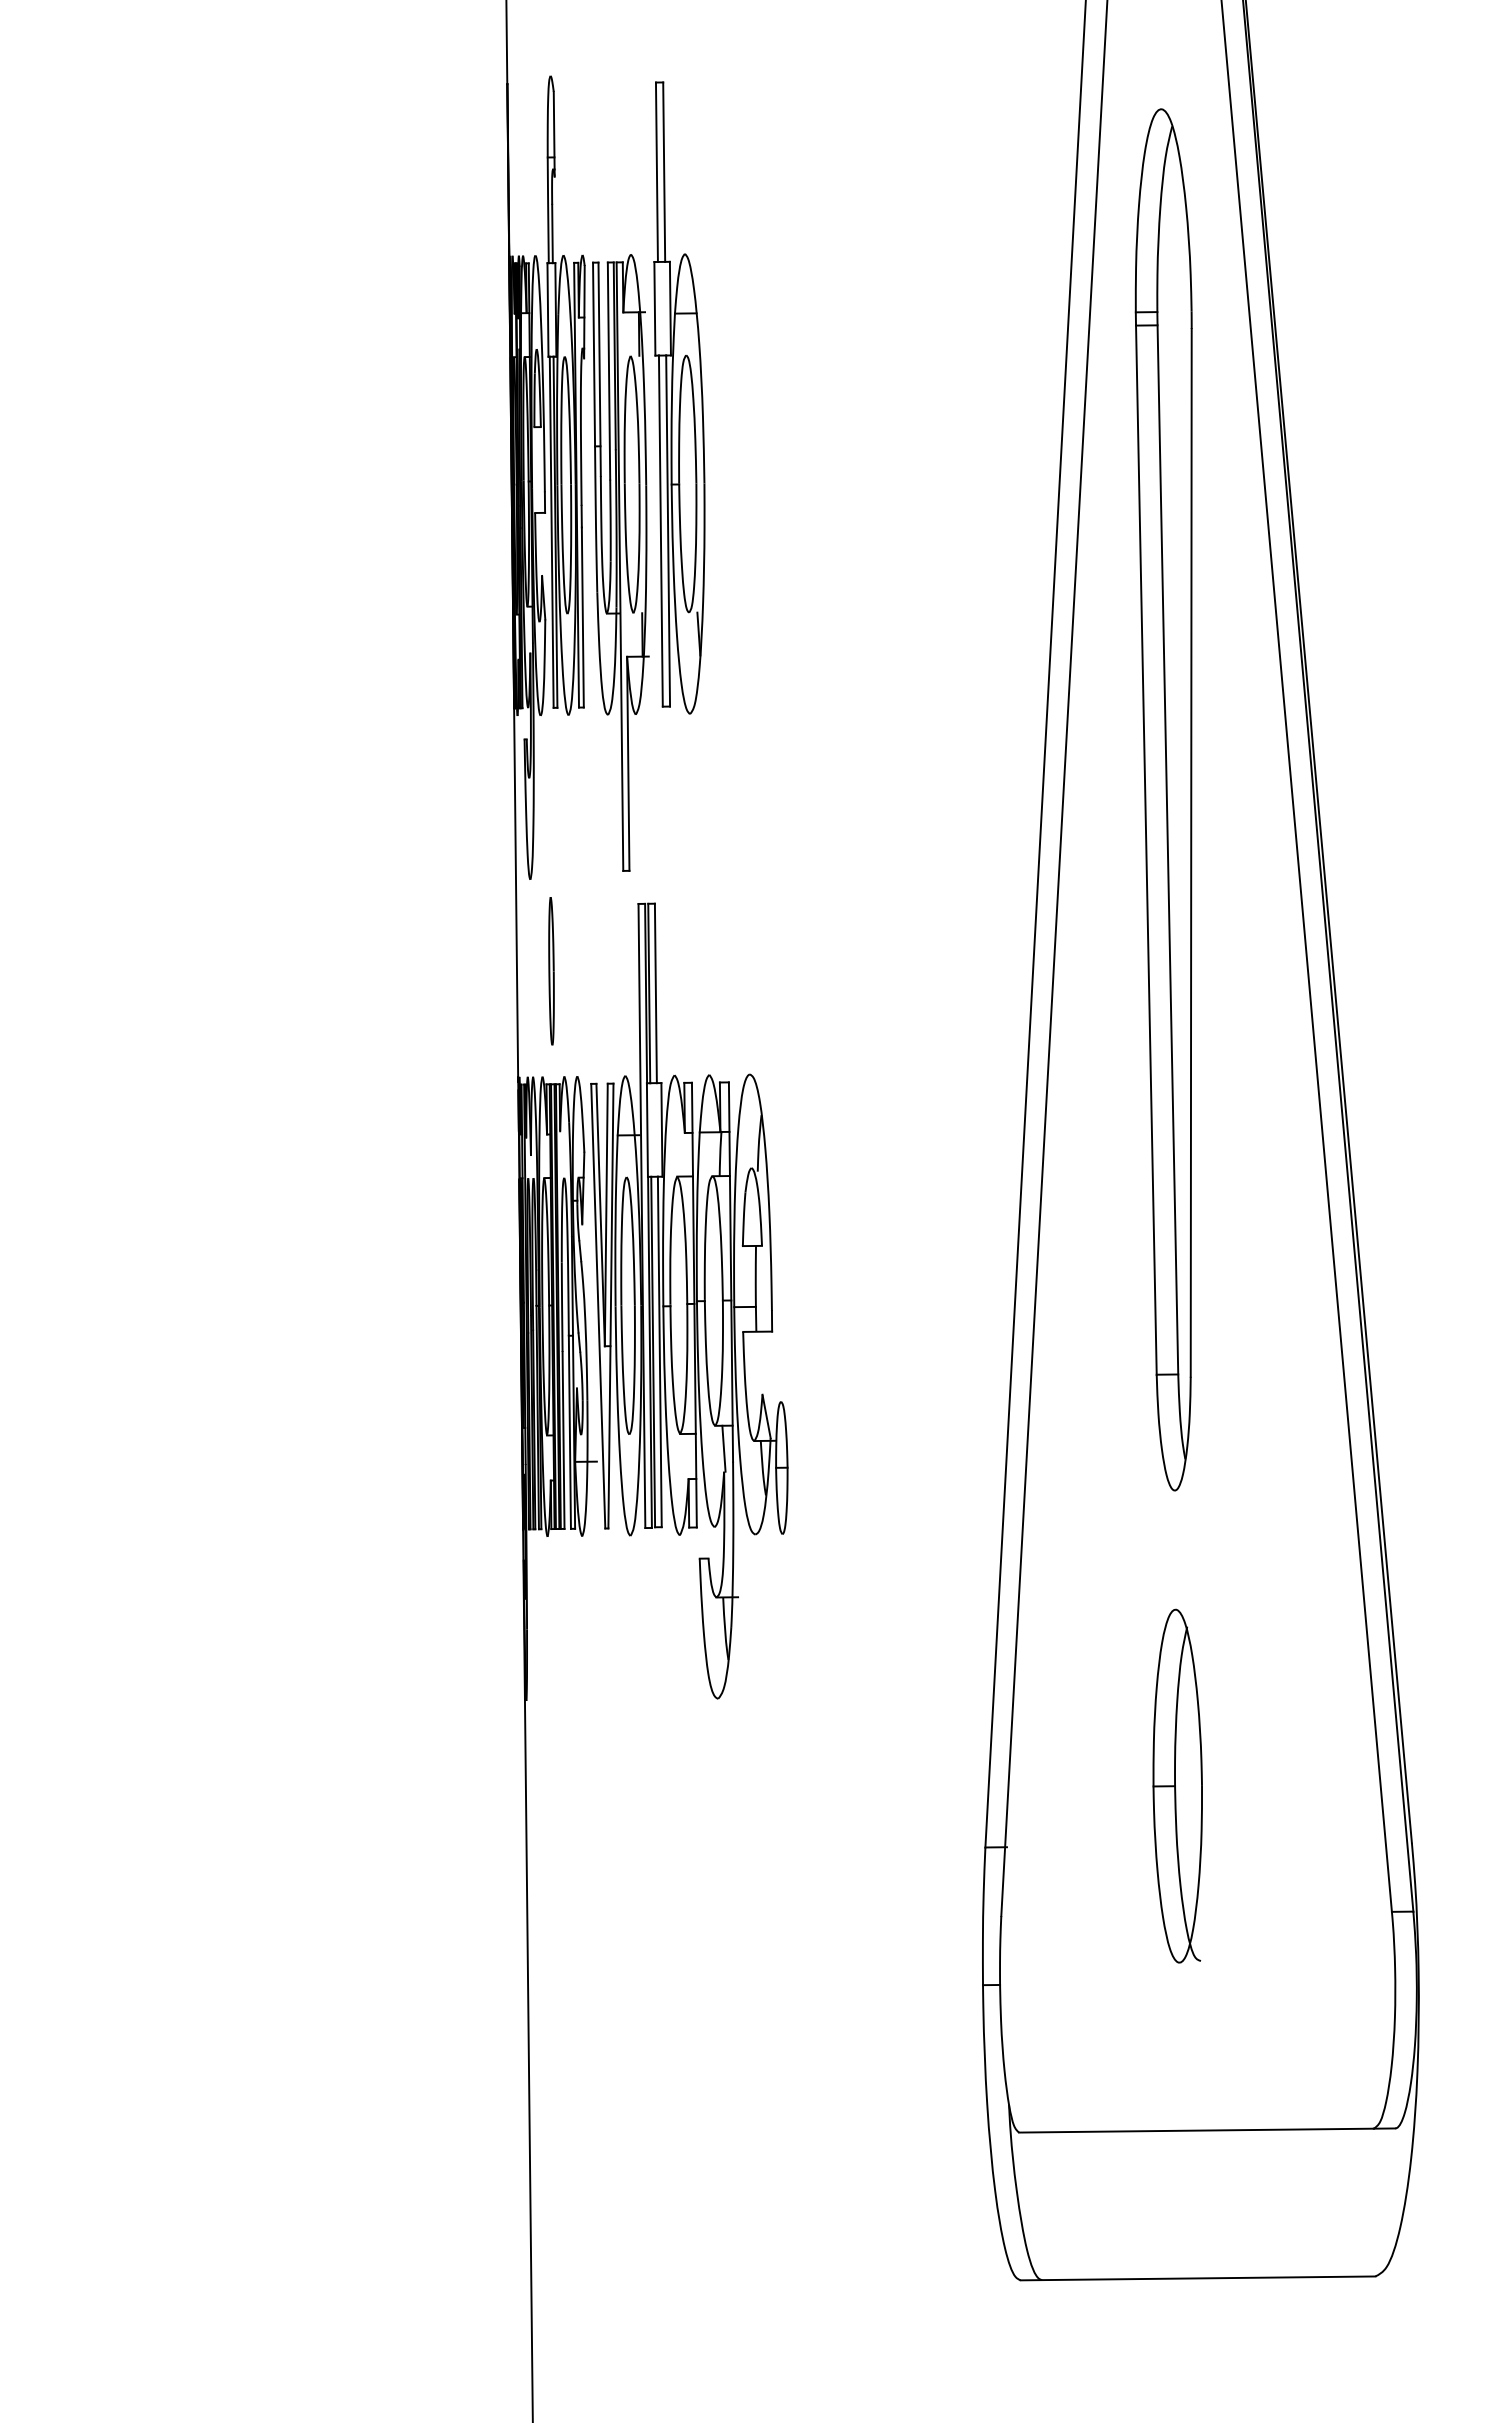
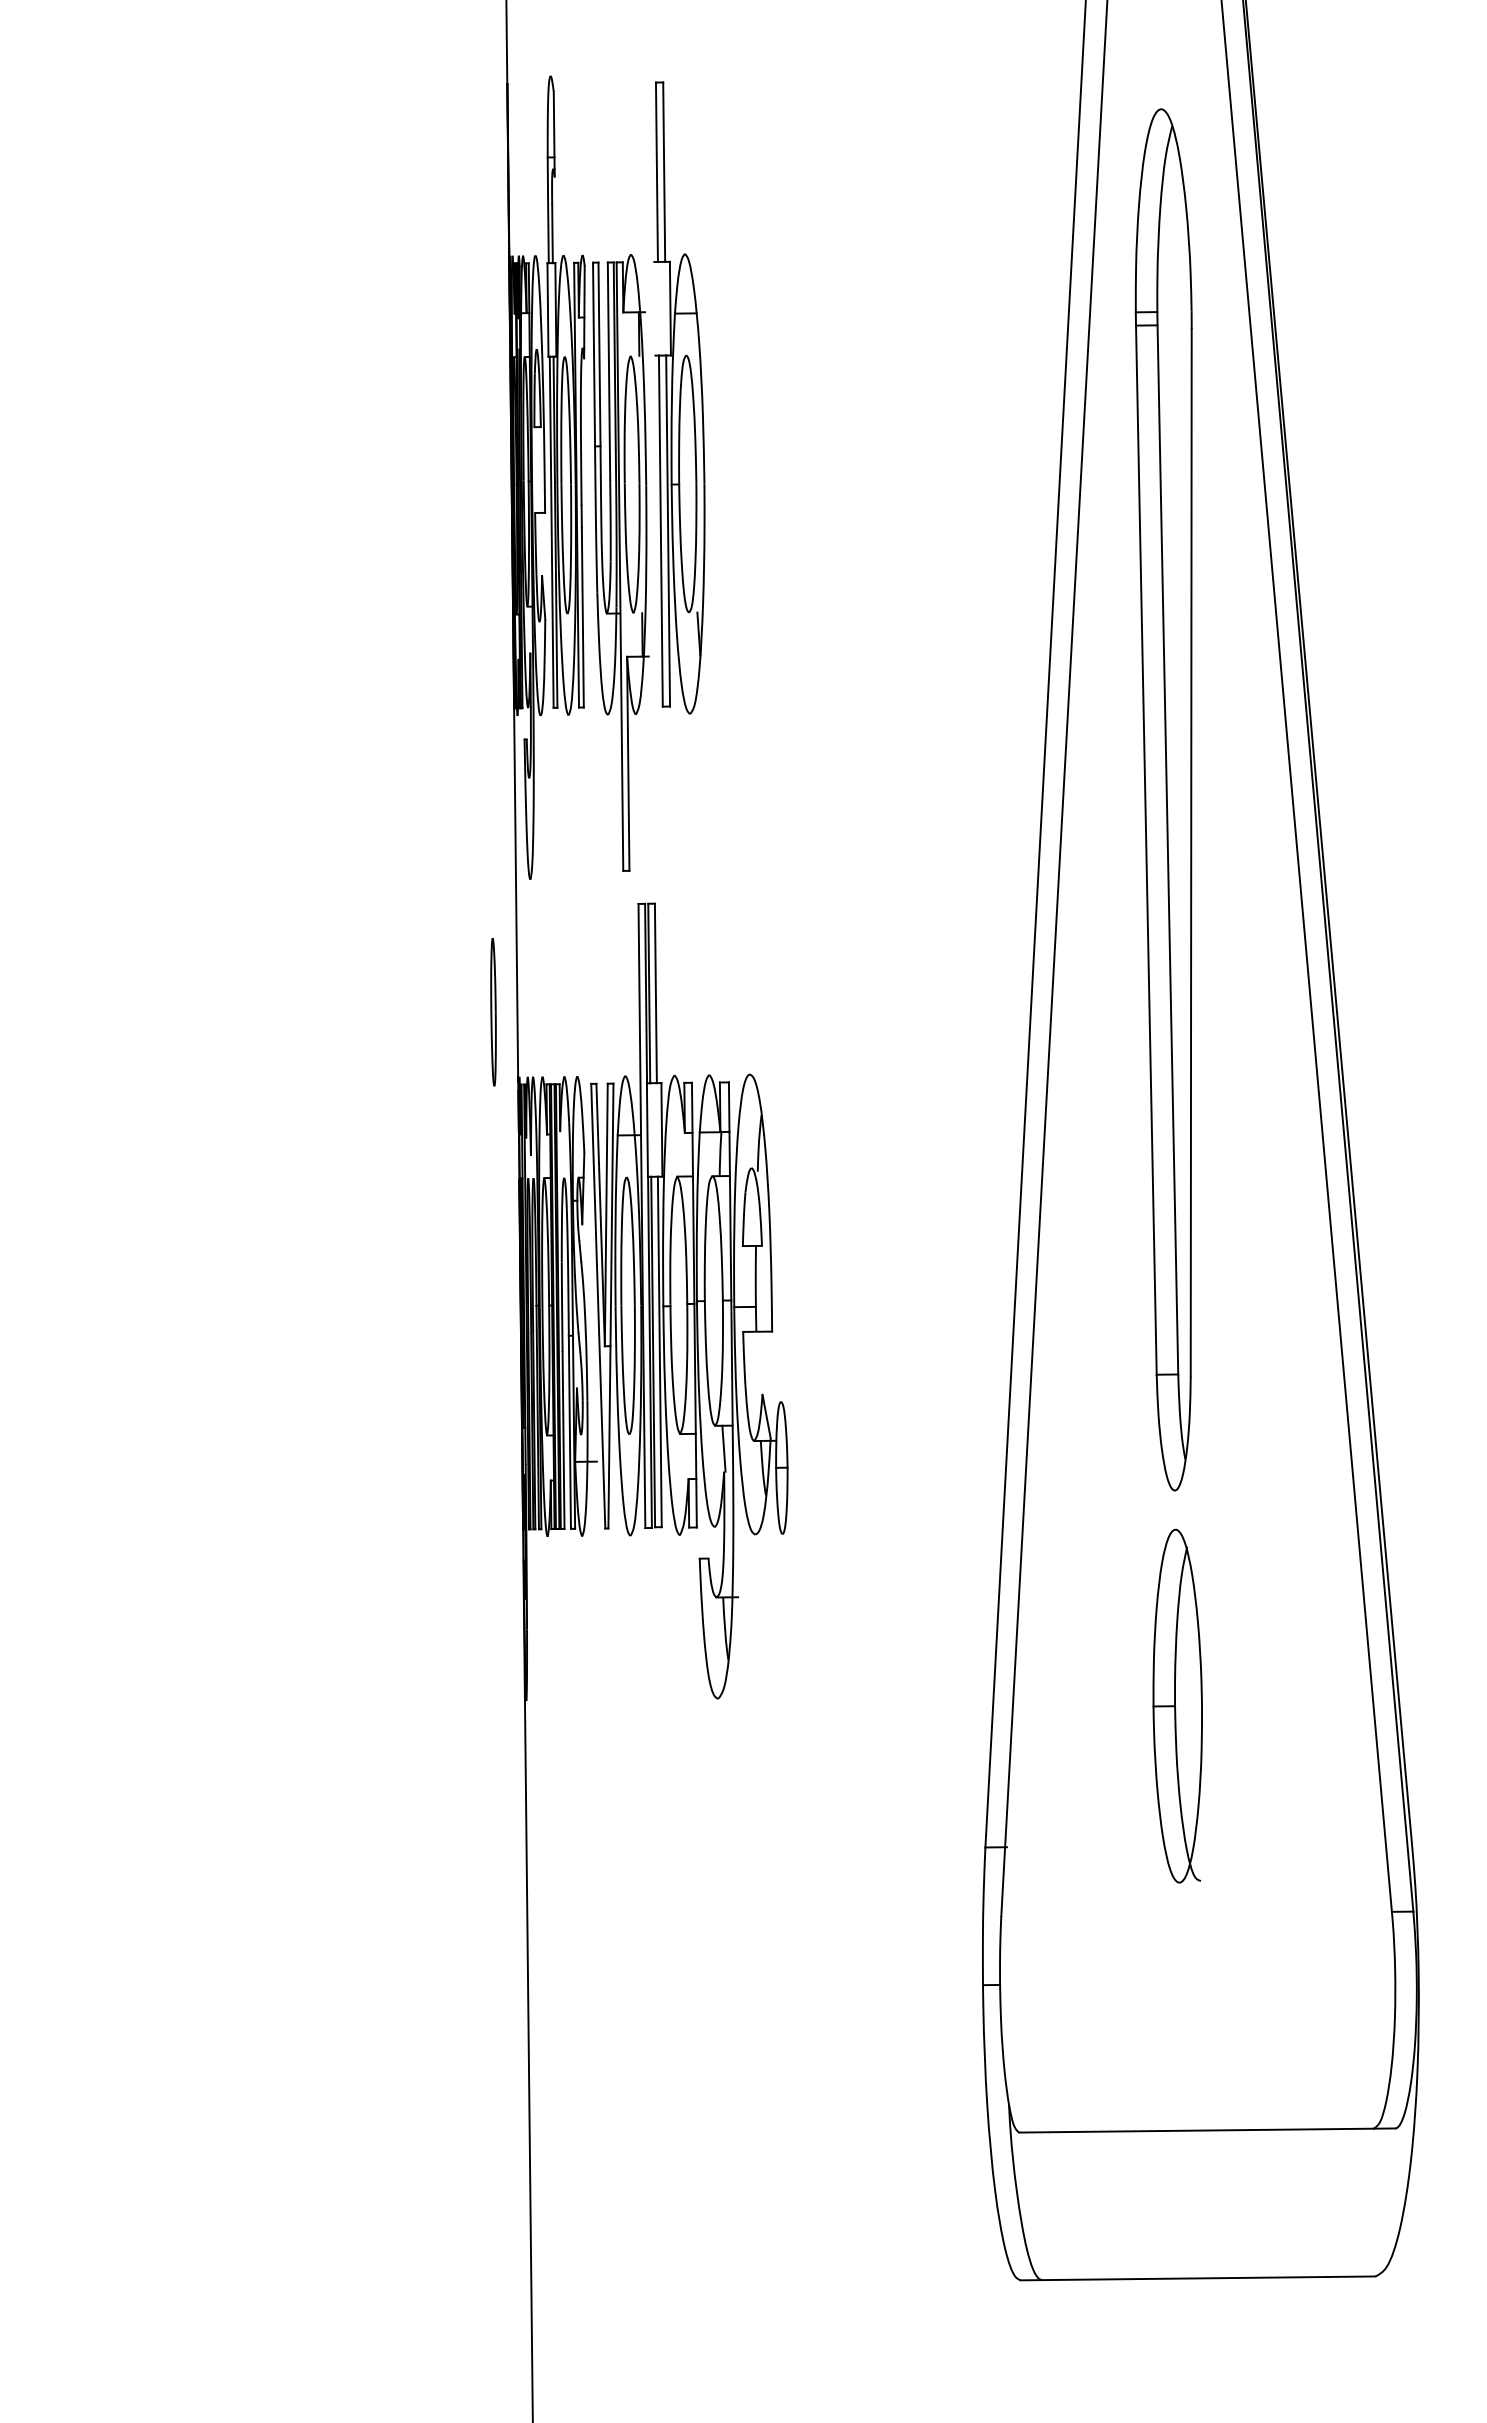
line: present -> none (654, 308)
part position: (551, 971) -> (493, 1012) (493, 1012)
part position: (1177, 1785) -> (1177, 1705) (1177, 1705)
